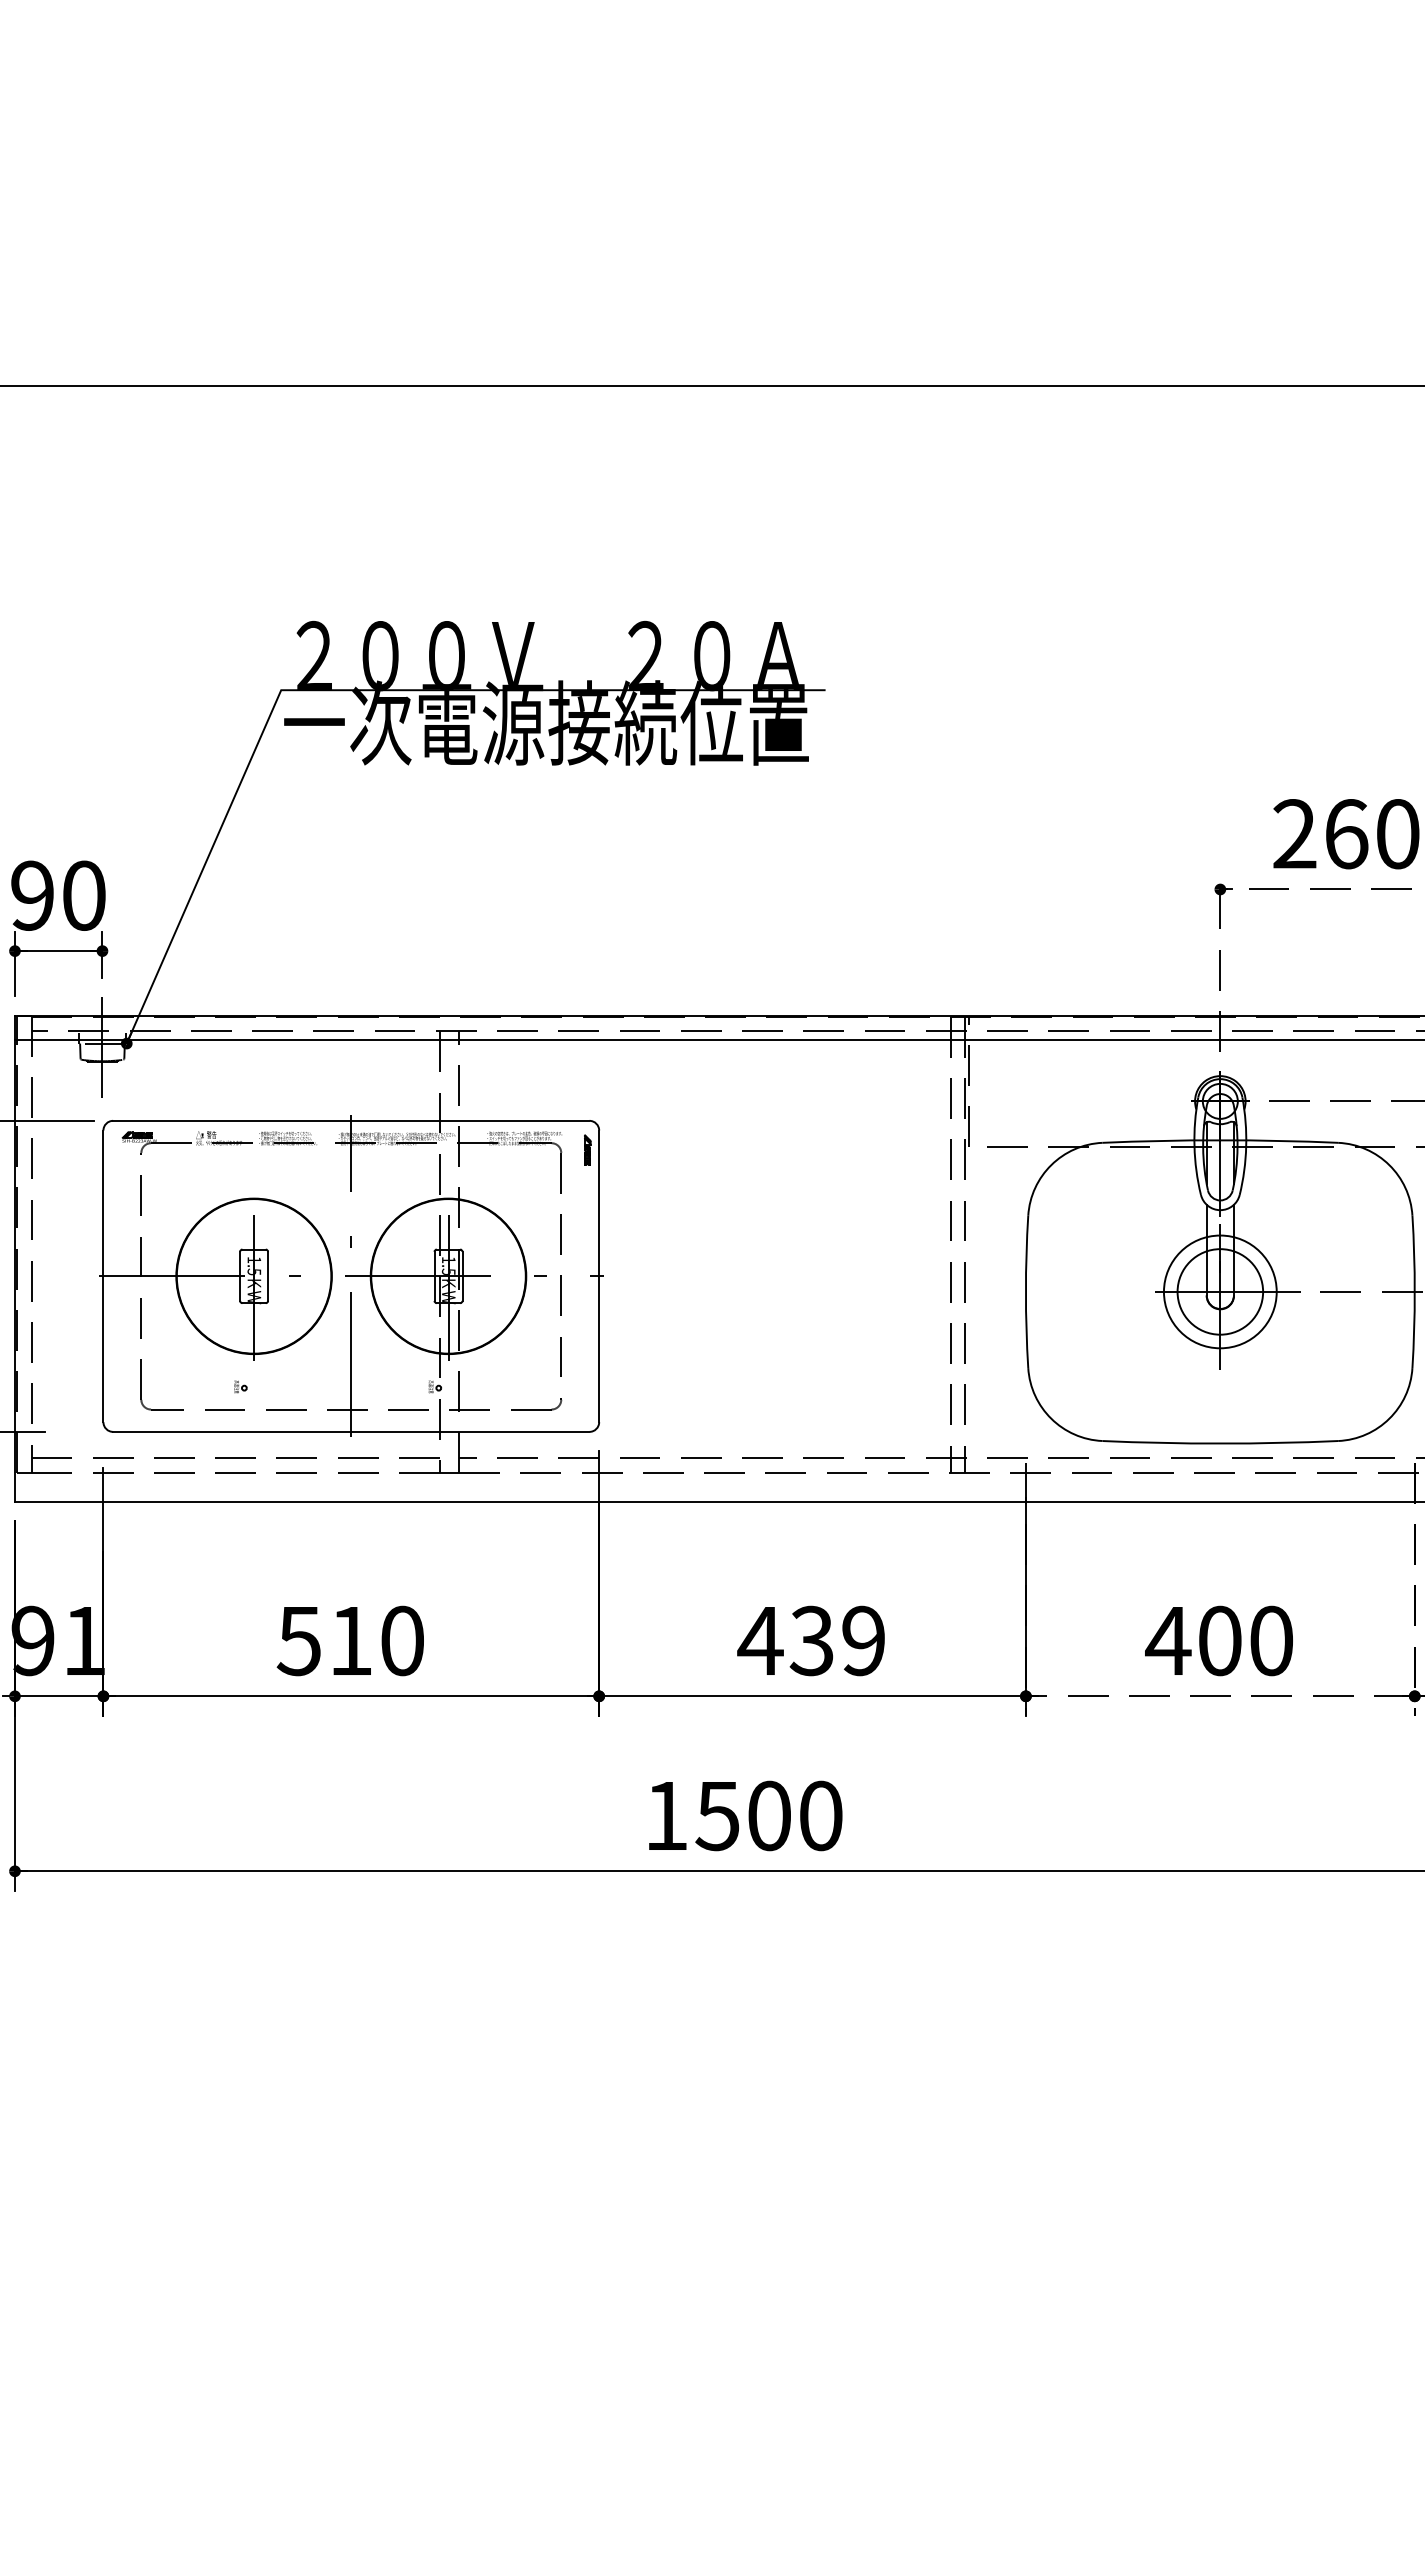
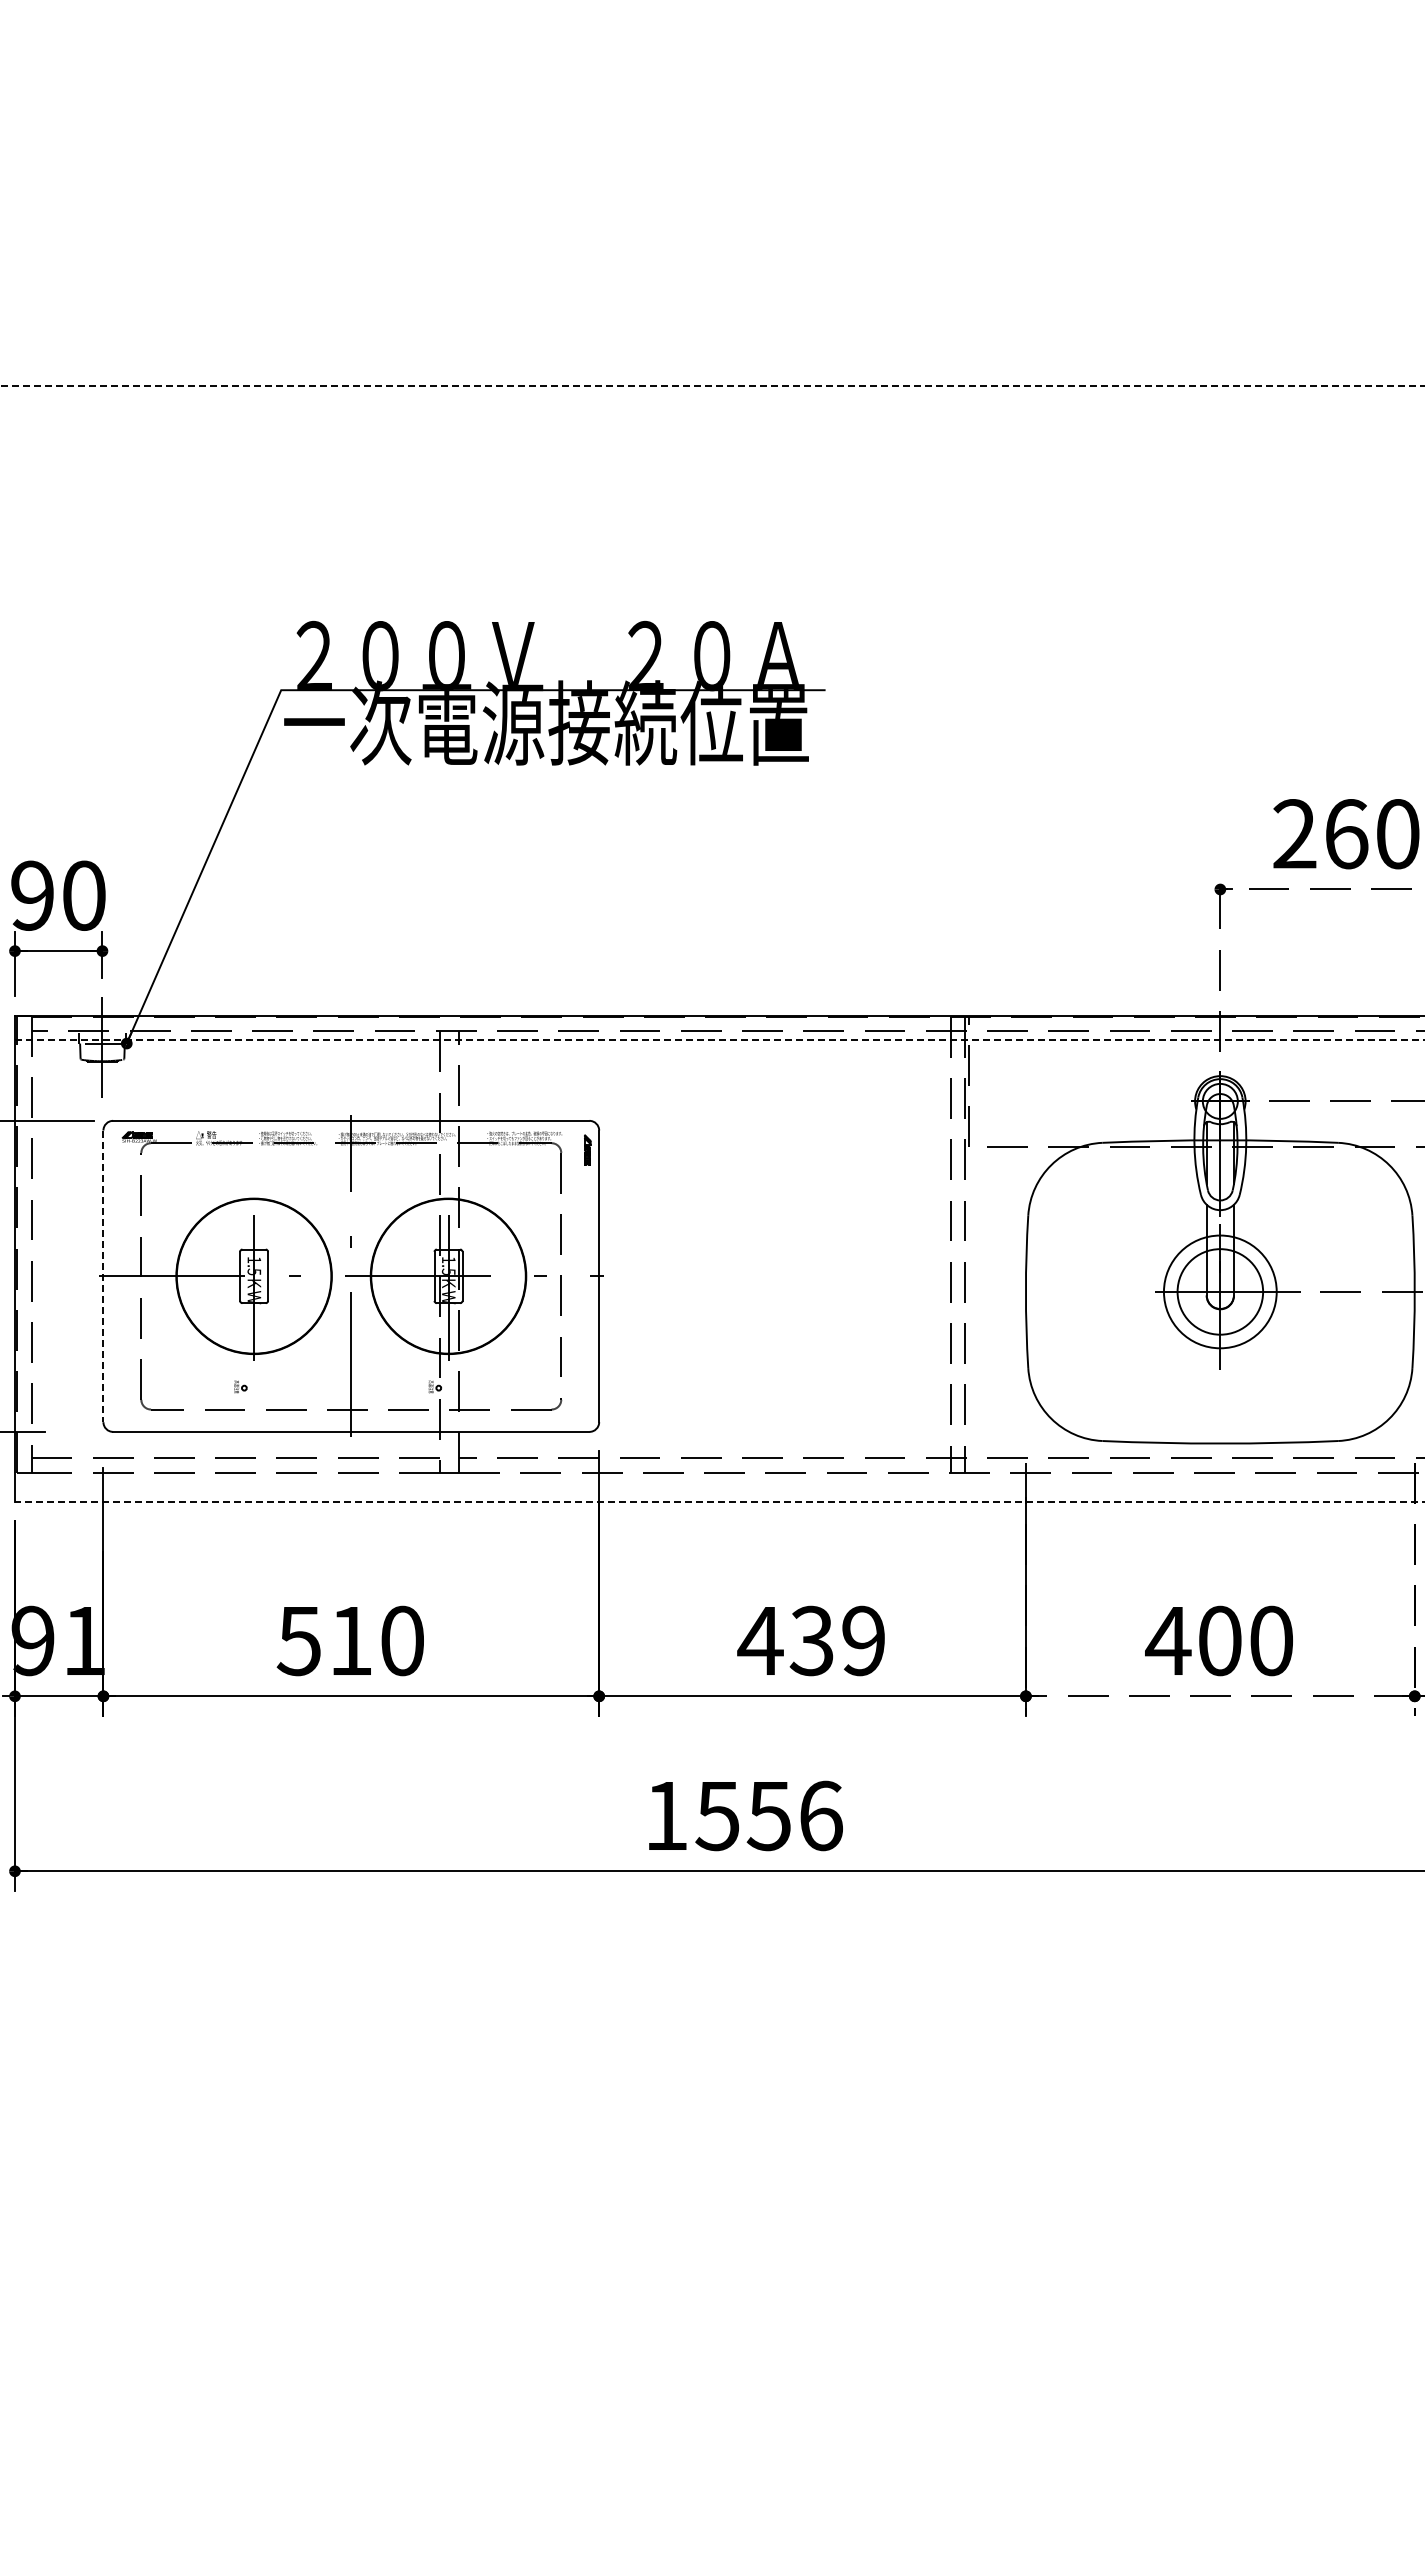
line: solid -> dashed (713, 386)
line: solid -> dashed (719, 1040)
line: solid -> dashed (103, 1276)
line: solid -> dashed (719, 1501)
text: 1500 -> 1556 (794, 1815)
